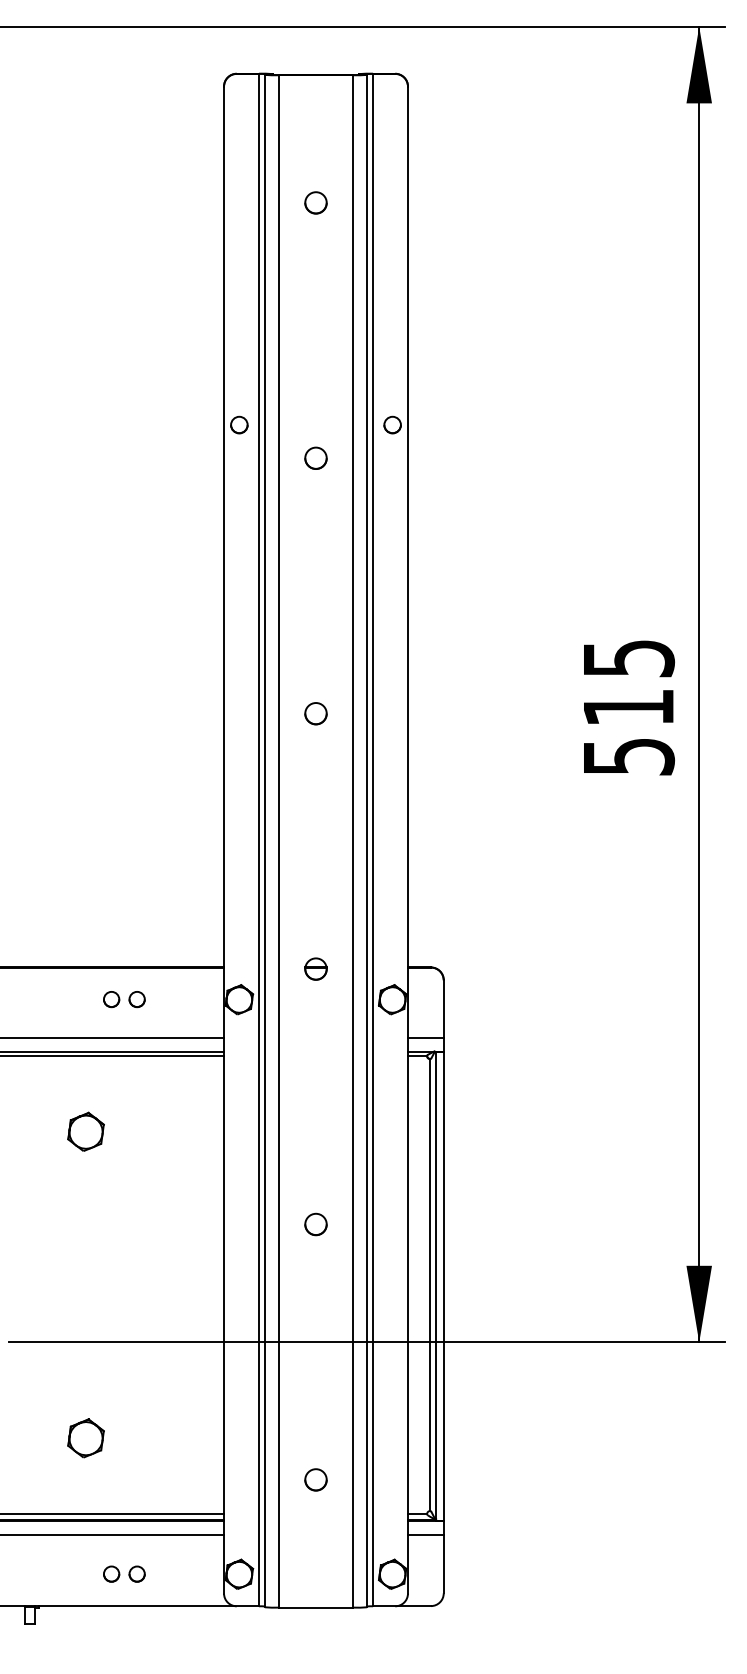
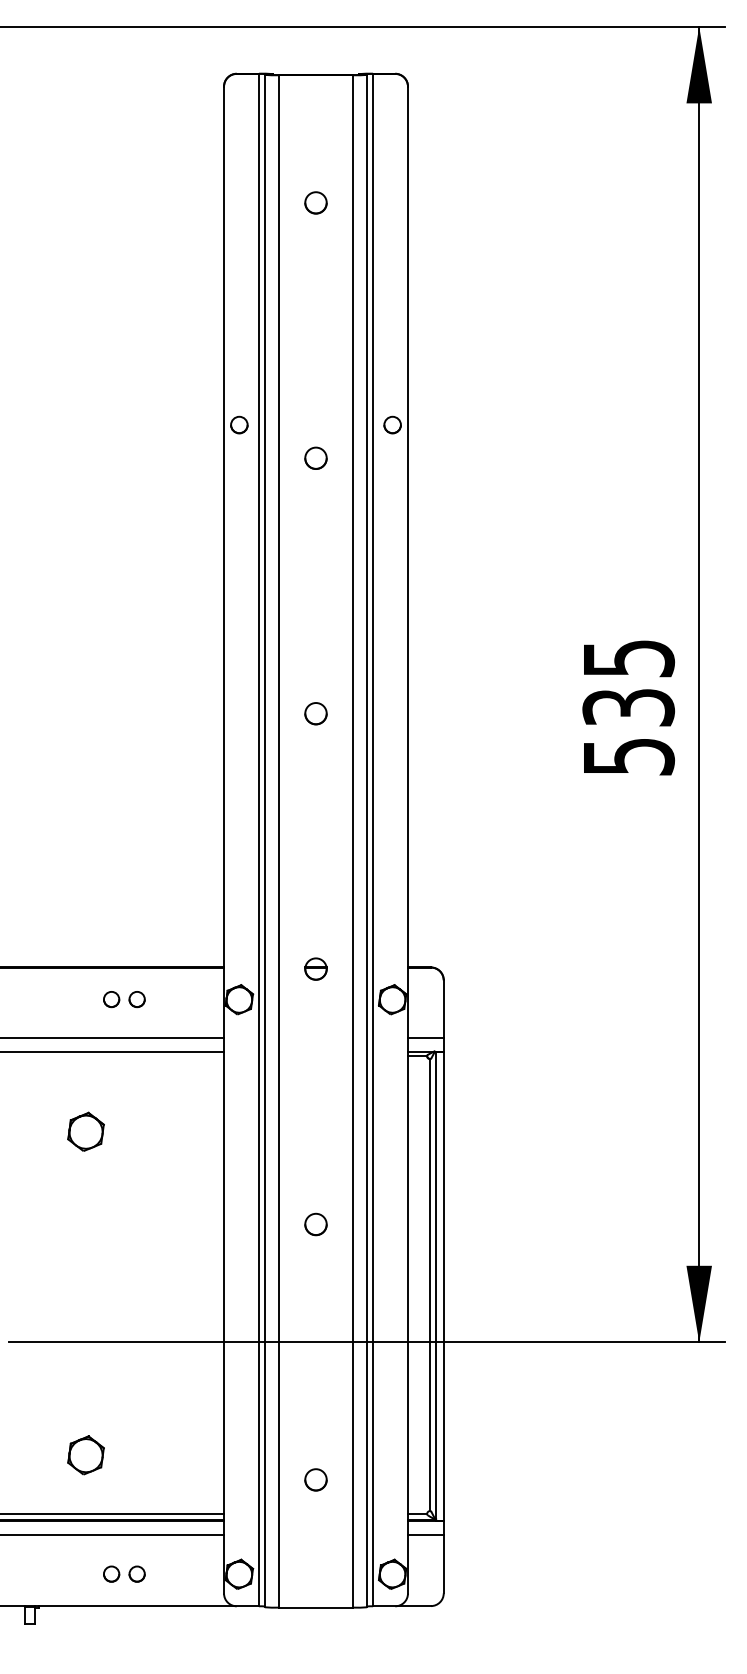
text: 515 -> 535 (628, 707)
line: present -> none (113, 1056)
part position: (85, 1438) -> (85, 1455) (85, 1455)
